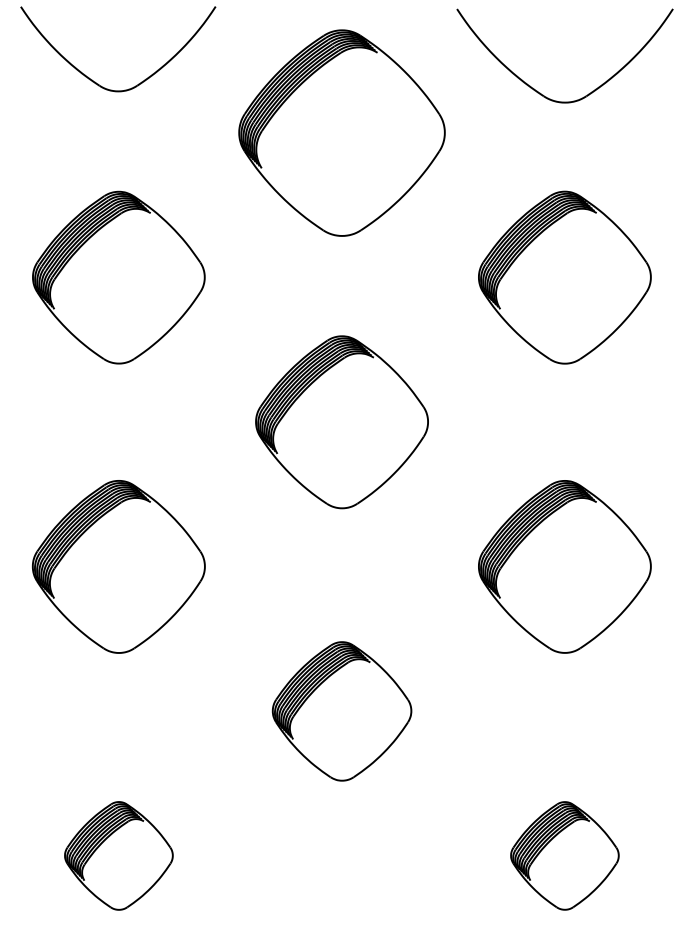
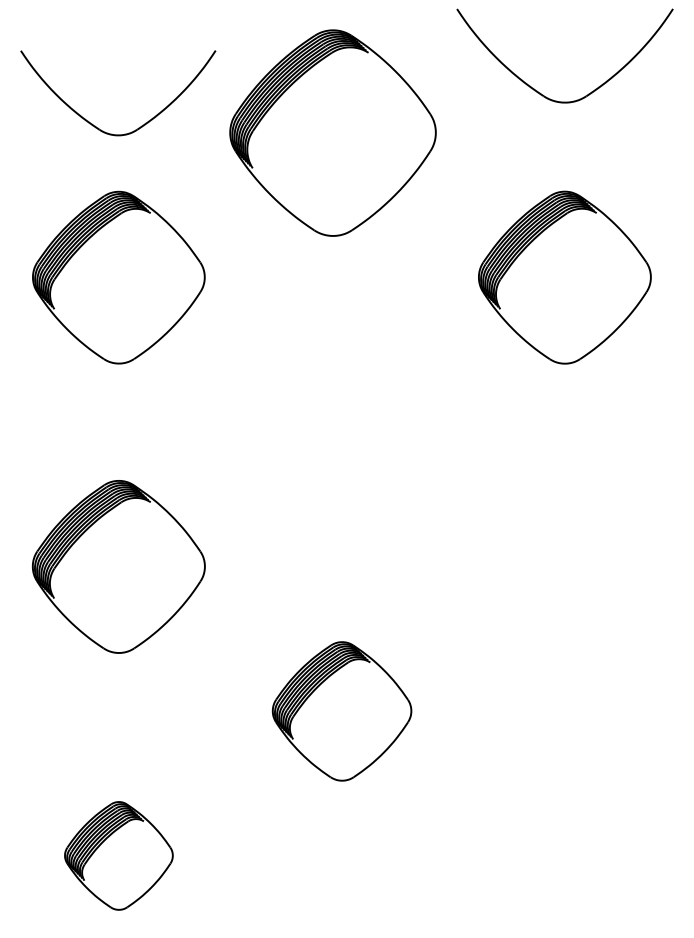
part position: (95, 81) -> (95, 125) (95, 125)
part position: (341, 132) -> (332, 132) (332, 132)
part: present -> none (341, 422)
part: present -> none (564, 566)
part: present -> none (564, 855)
